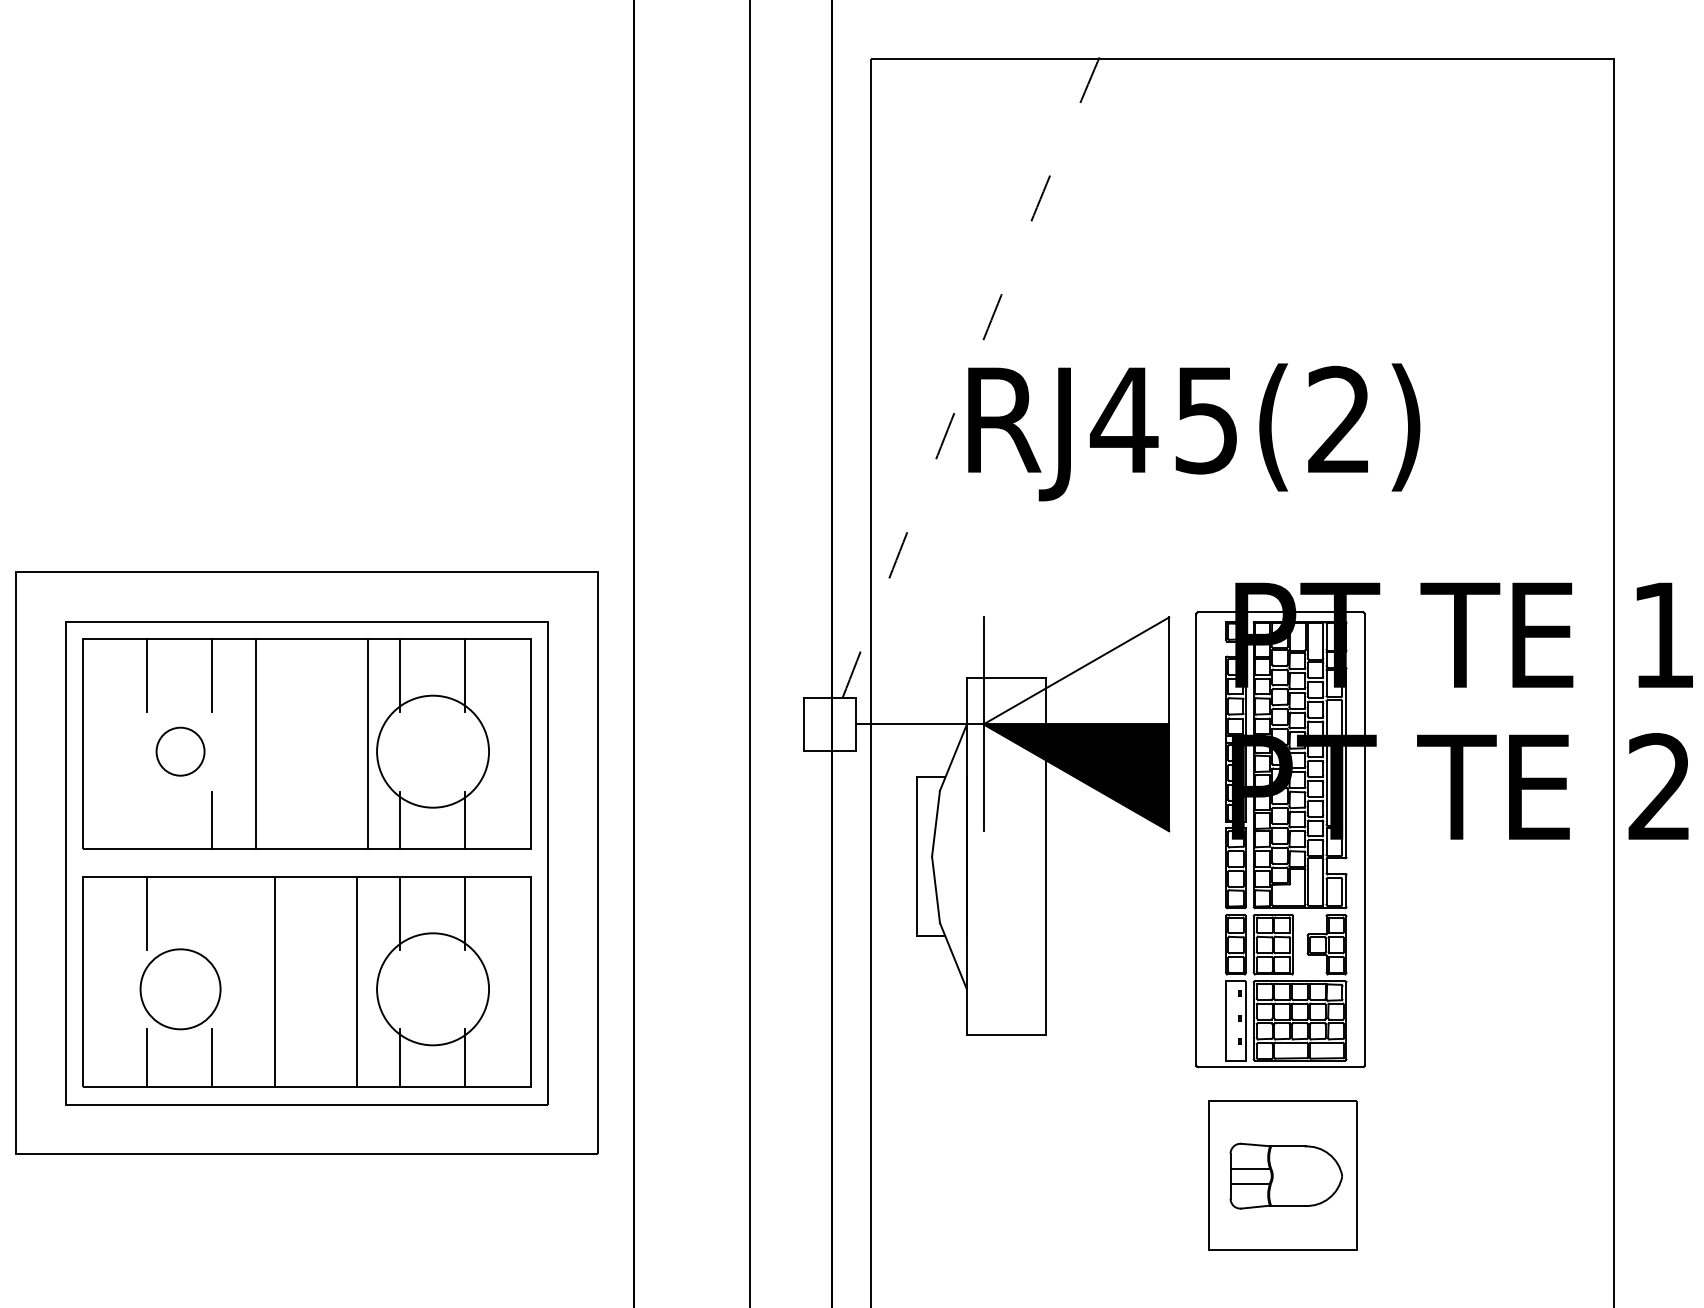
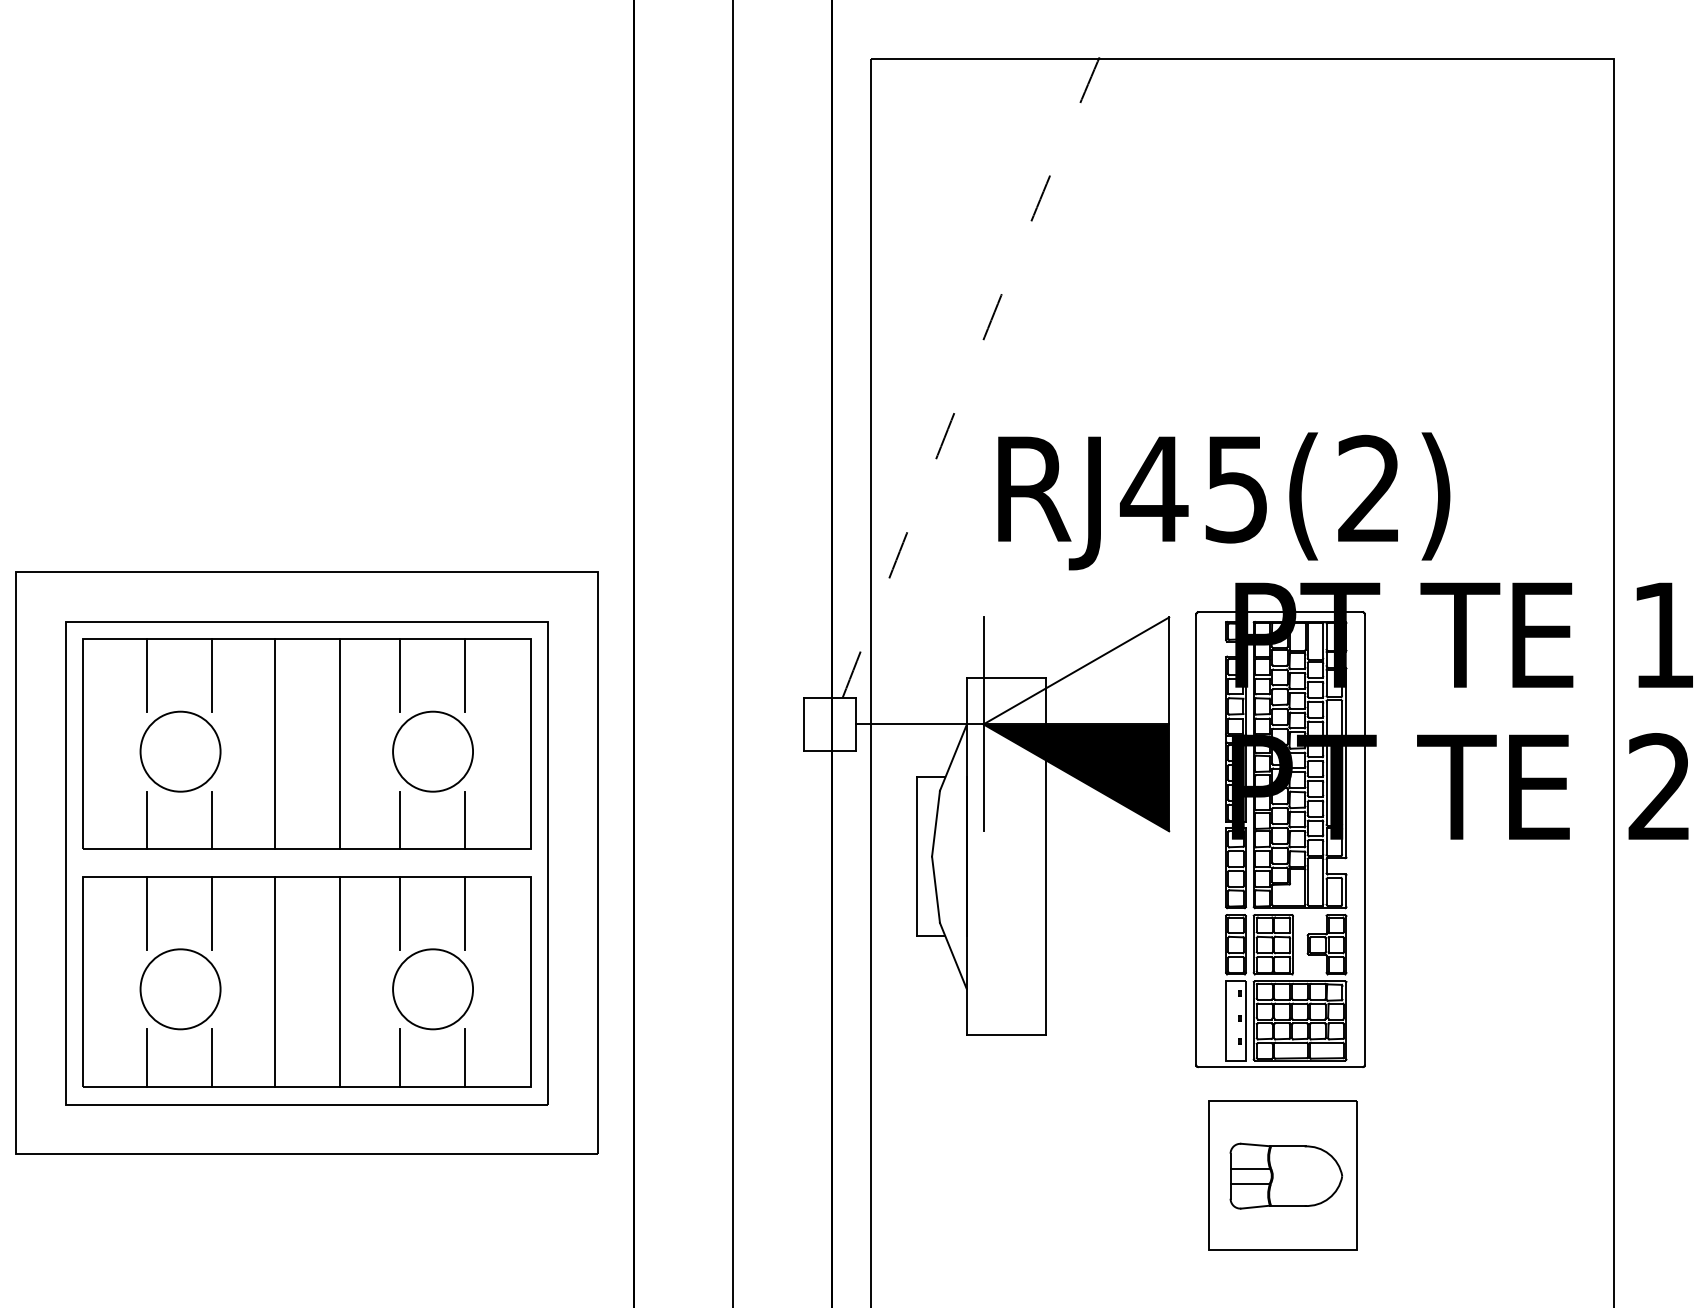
text position: (1194, 432) -> (1224, 501) (1224, 501)
line position: (749, 653) -> (732, 653) (732, 653)
line position: (255, 744) -> (274, 744) (274, 744)
line position: (367, 744) -> (339, 744) (339, 744)
circle diameter: 48 px -> 80 px (180, 751)
circle diameter: 112 px -> 80 px (433, 751)
line: none -> present (147, 820)
line: none -> present (212, 912)
line position: (356, 981) -> (339, 981) (339, 981)
circle diameter: 112 px -> 80 px (433, 989)
